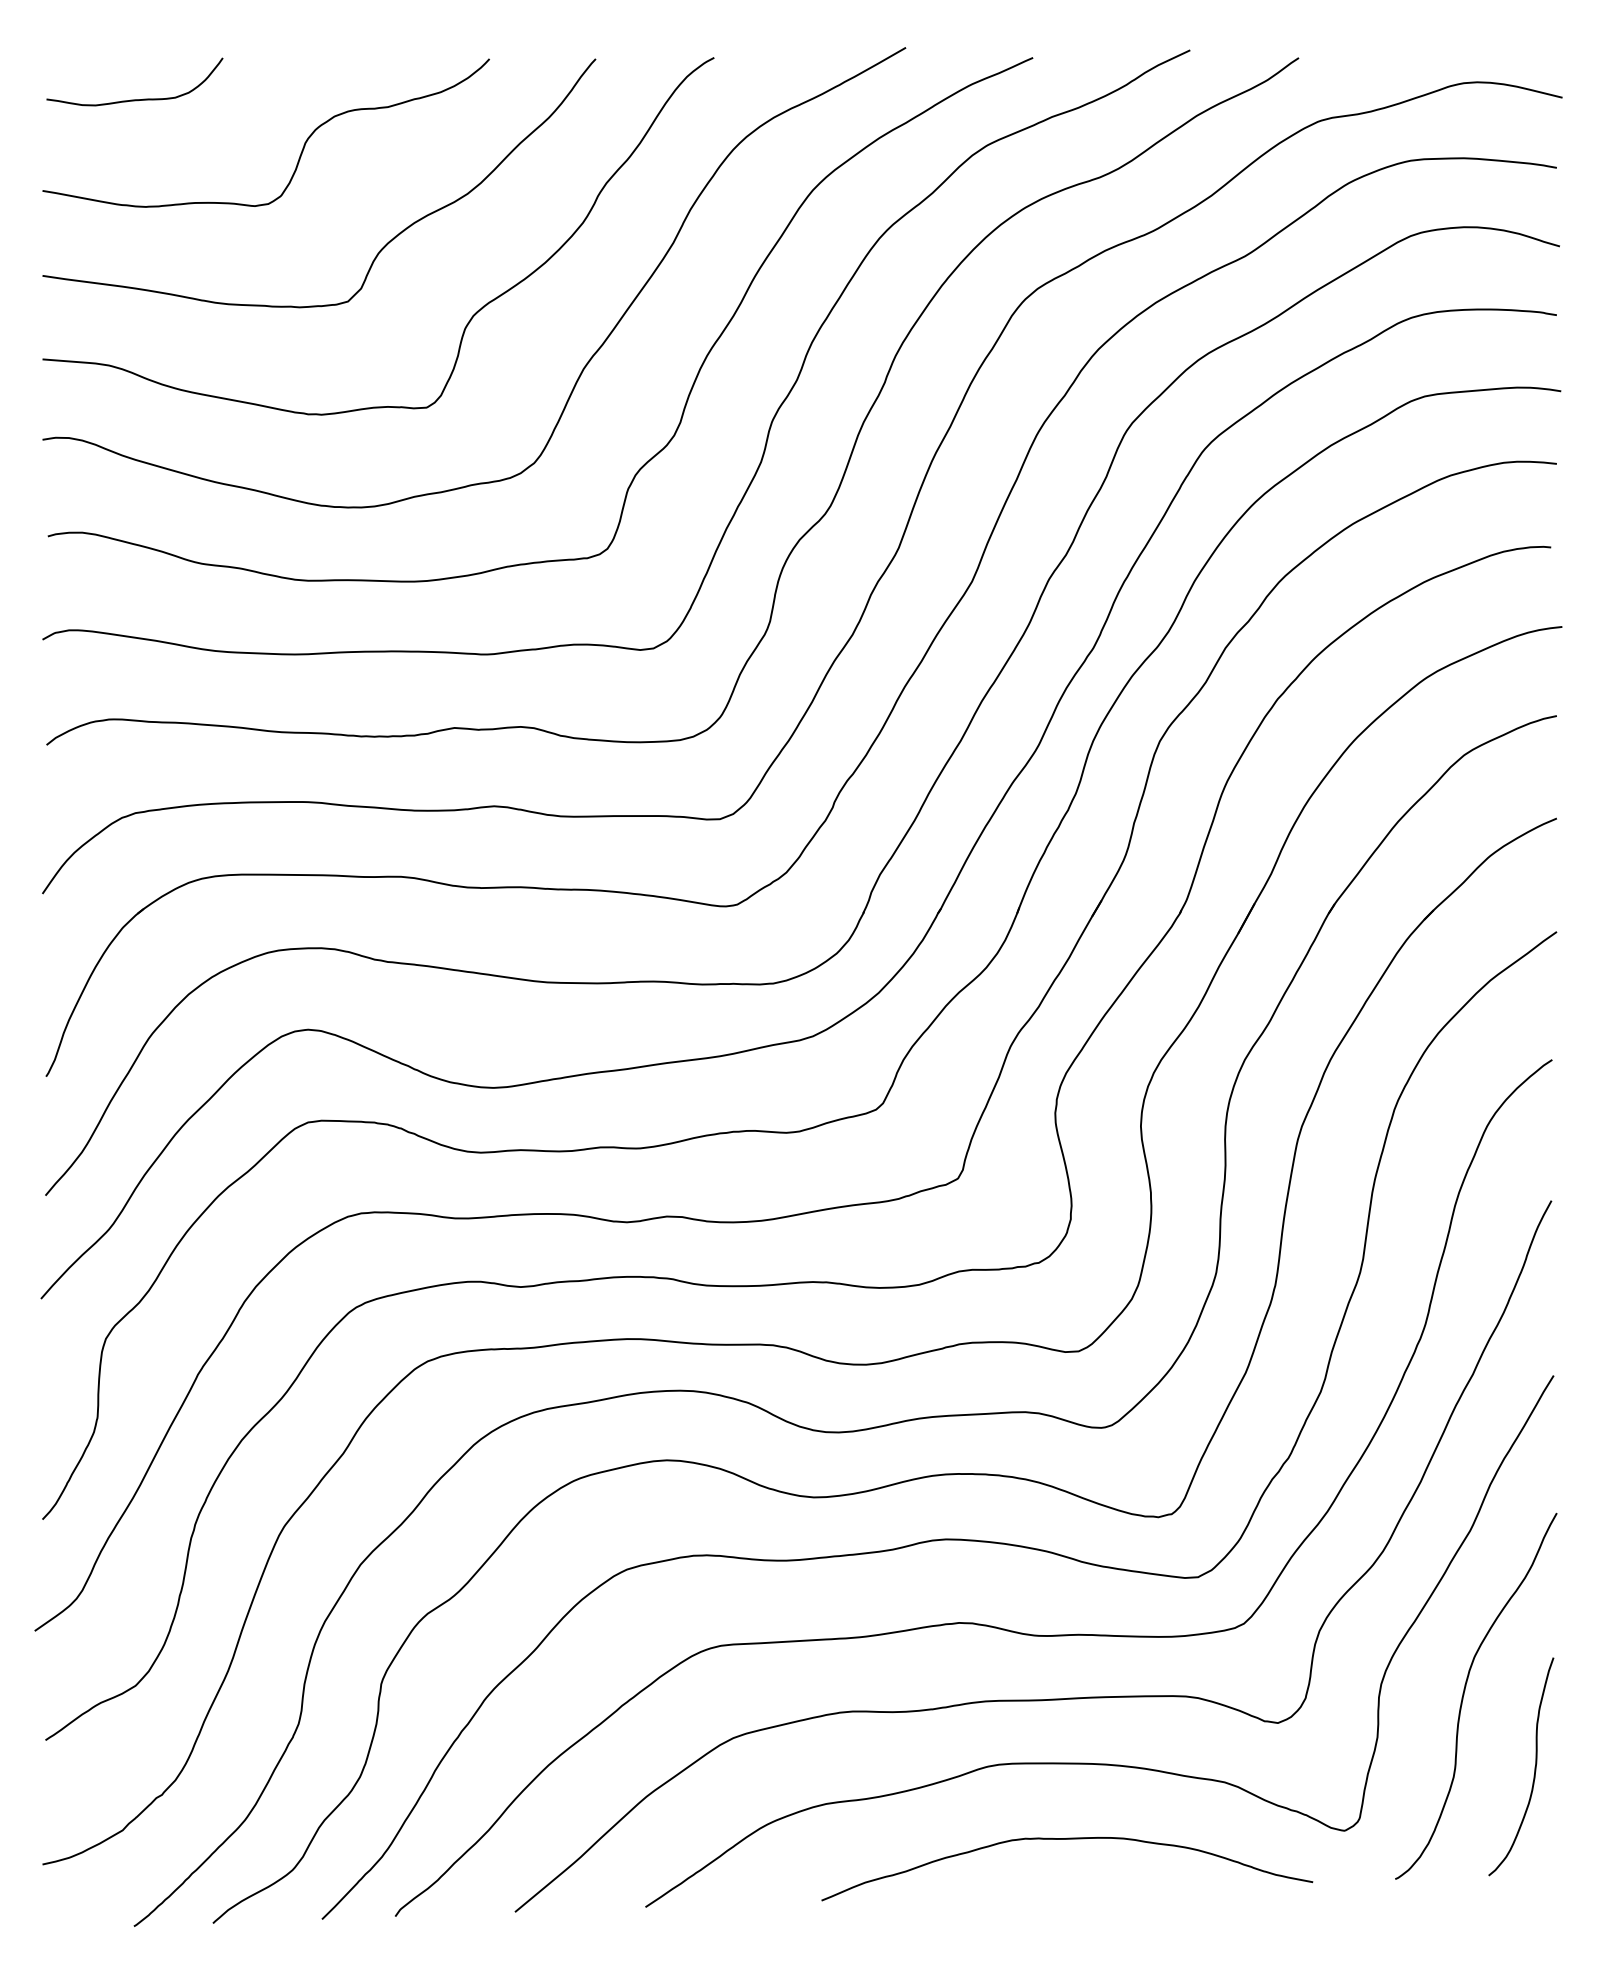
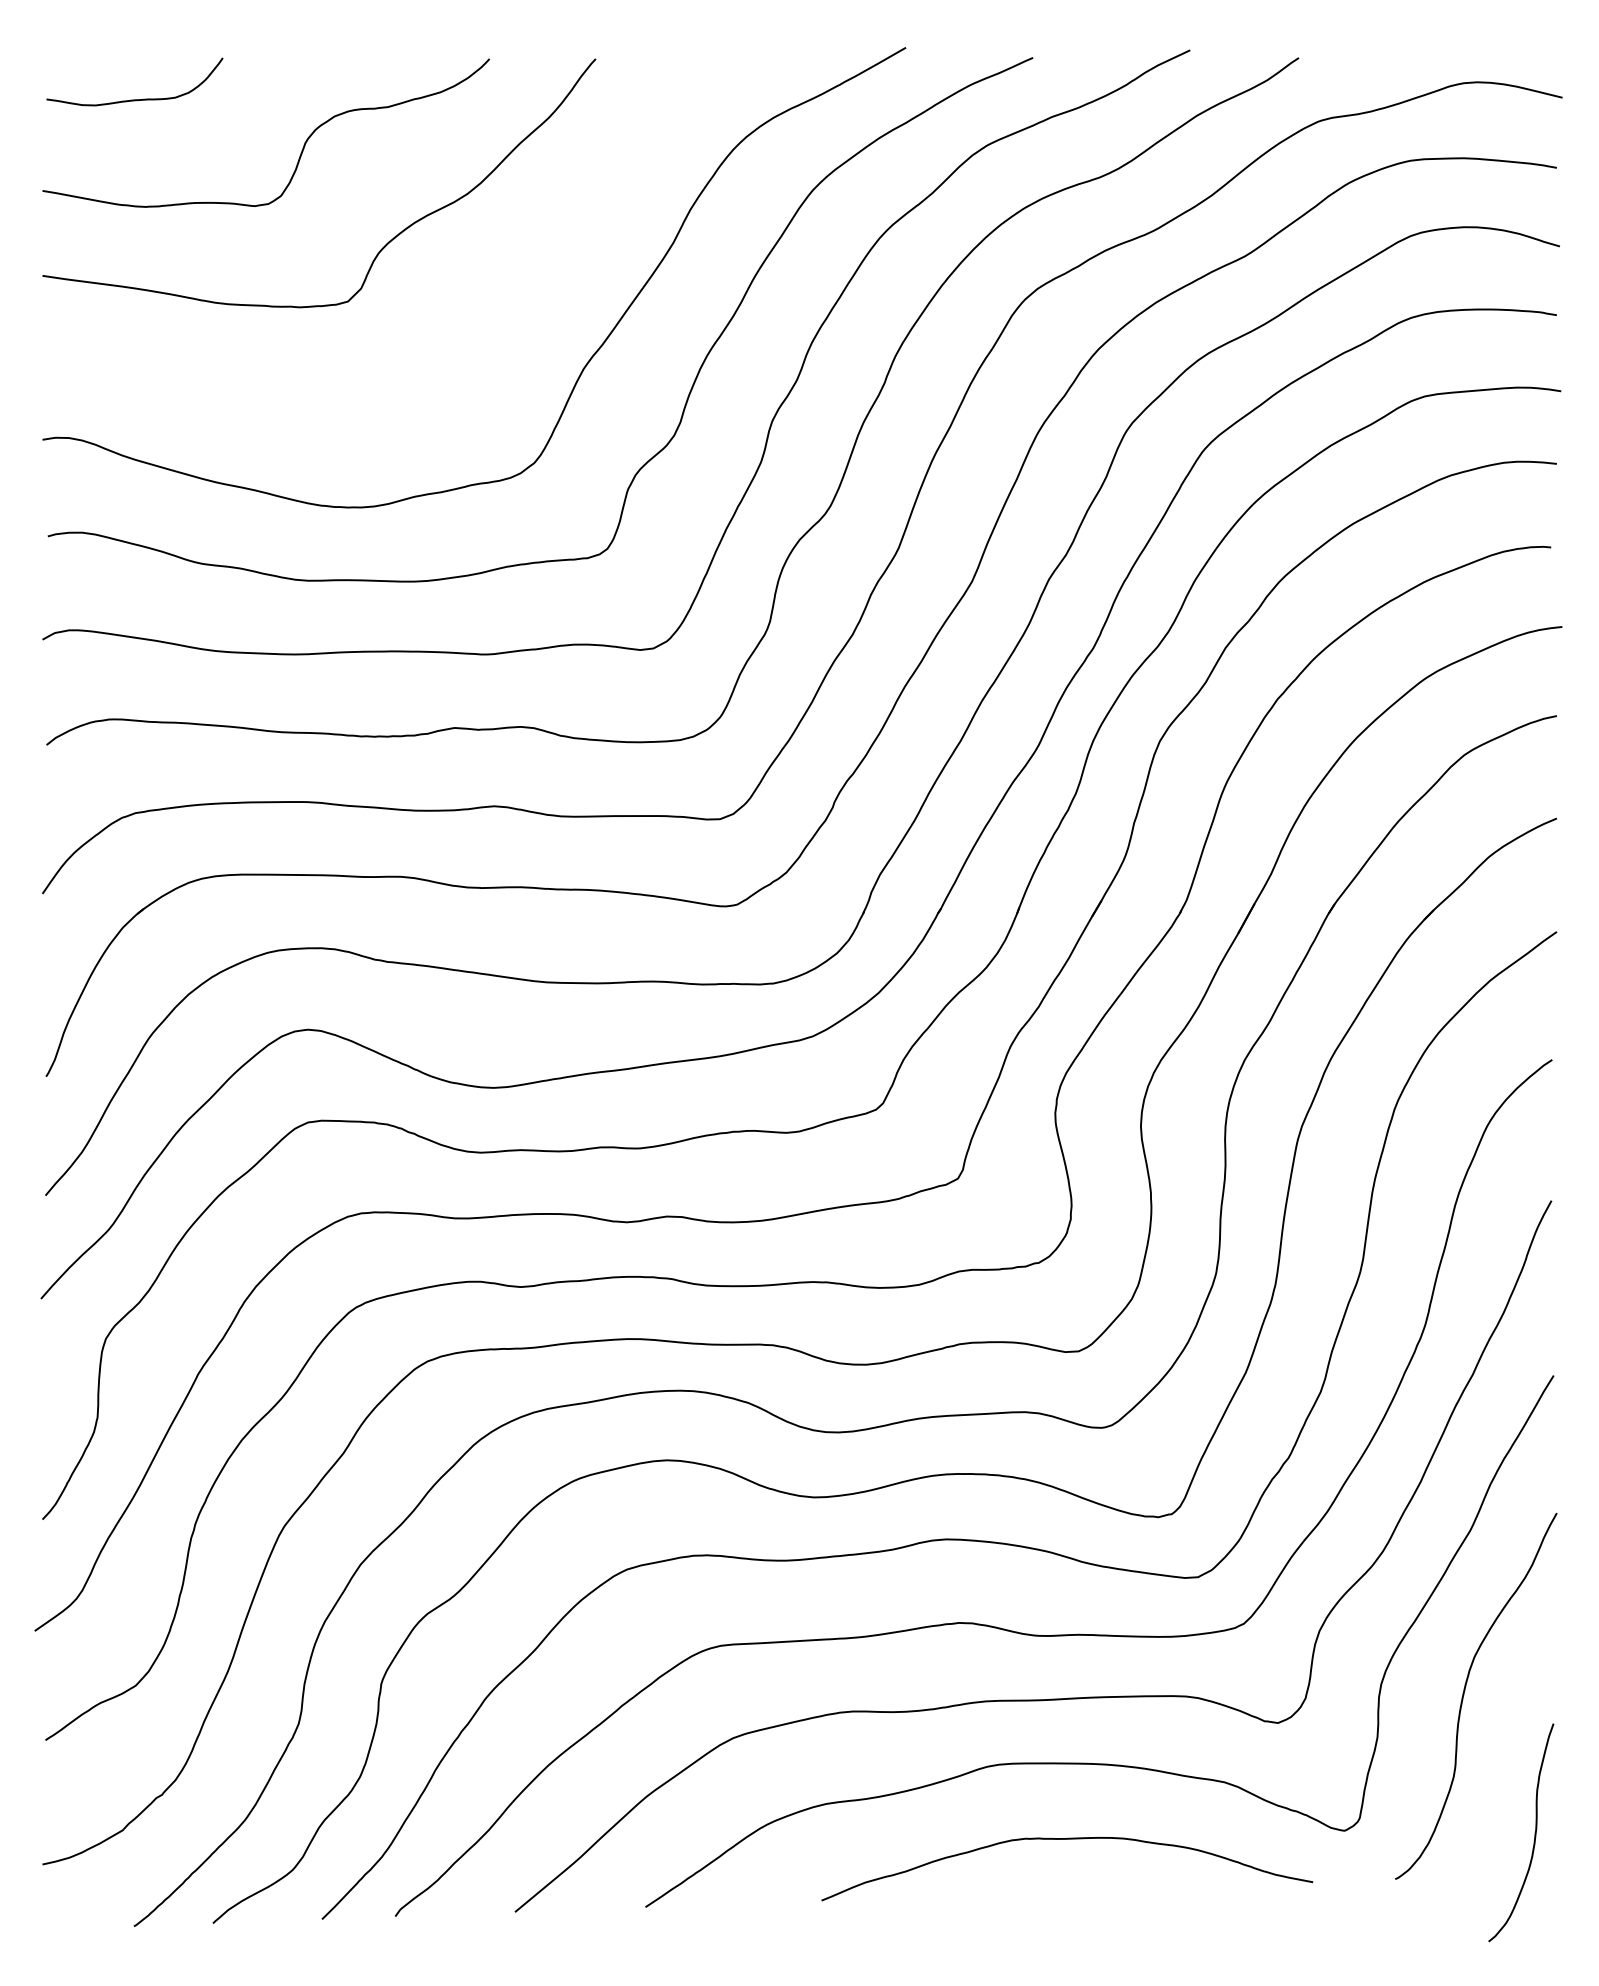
curve: present -> none (471, 316)
curve position: (1534, 1766) -> (1534, 1832) (1534, 1832)
